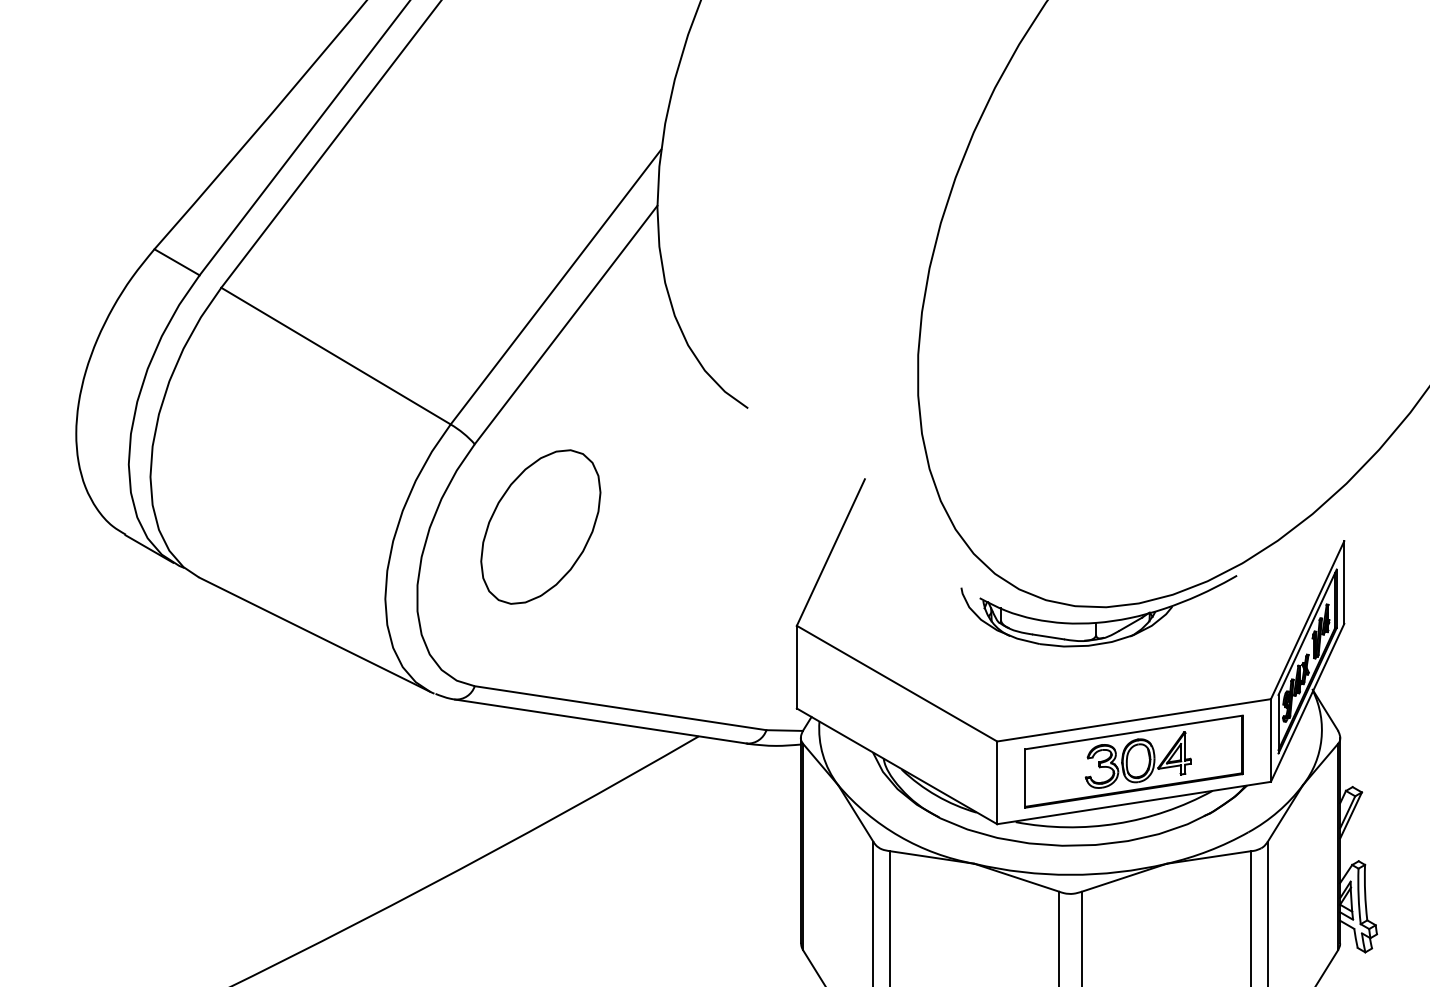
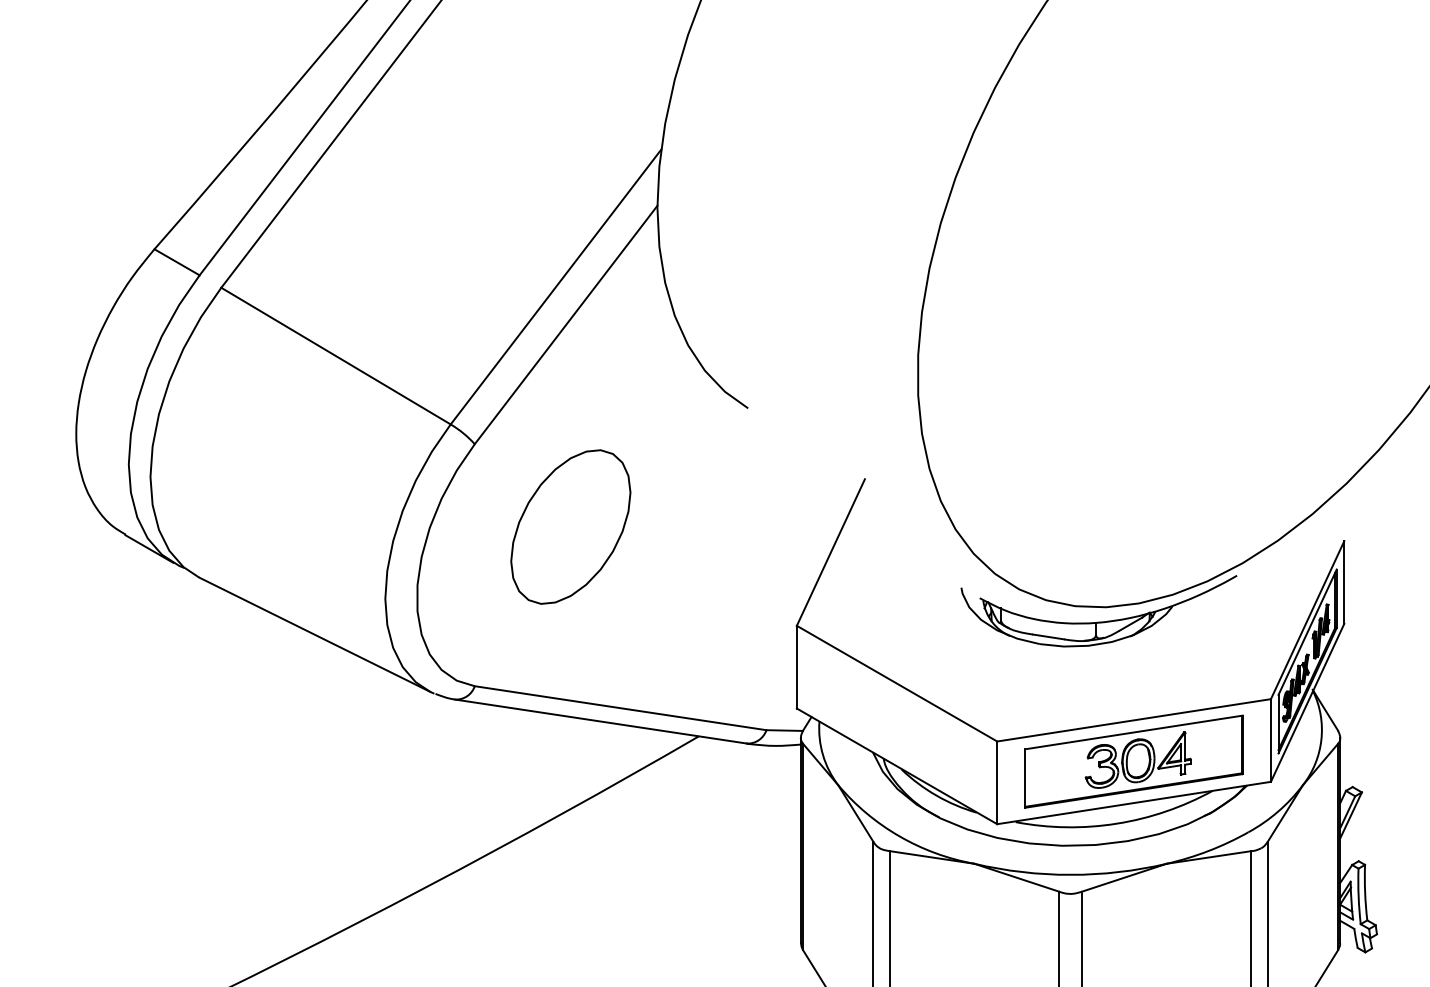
part position: (540, 526) -> (570, 526) (570, 526)
